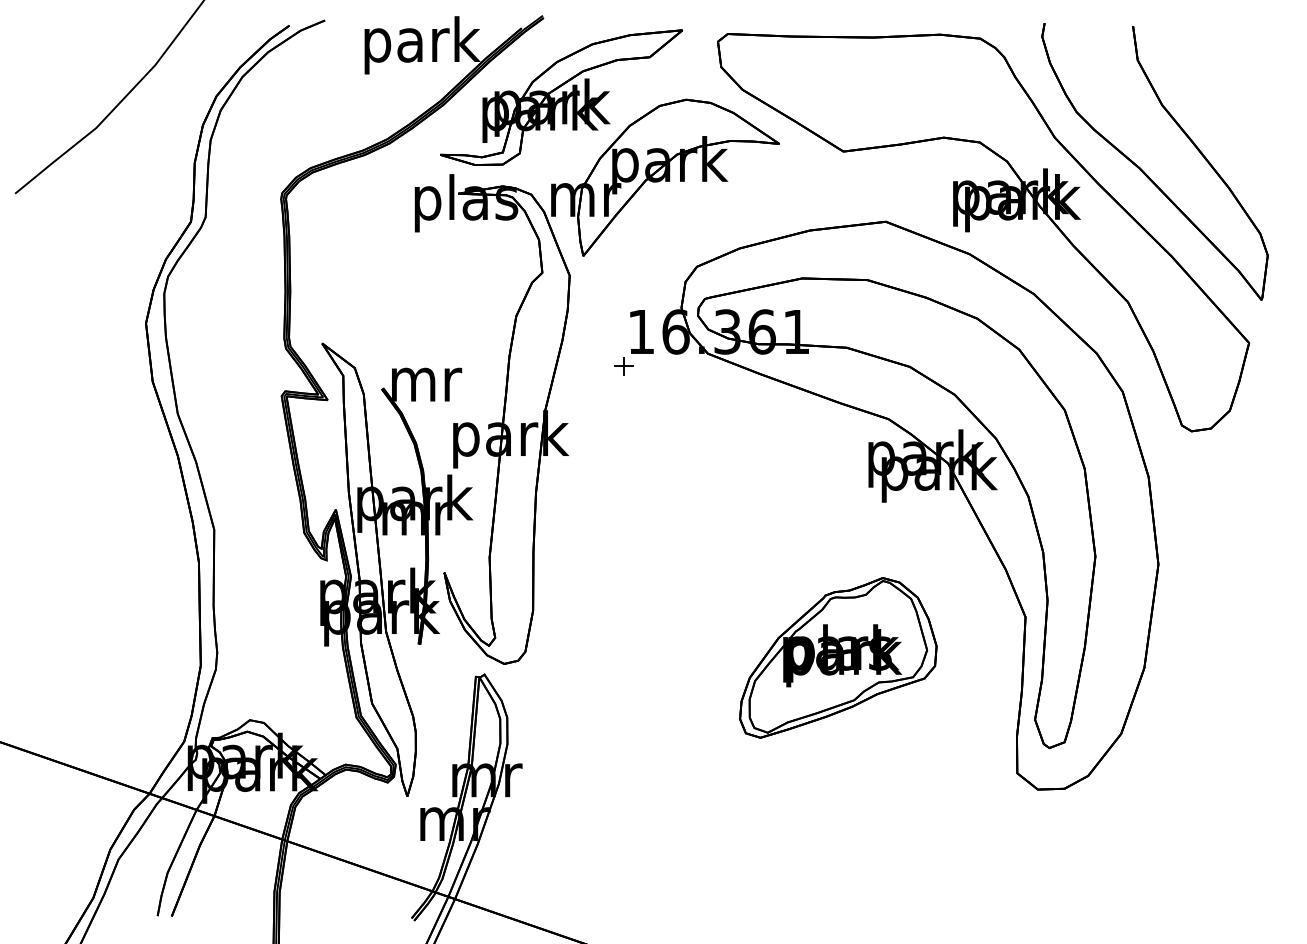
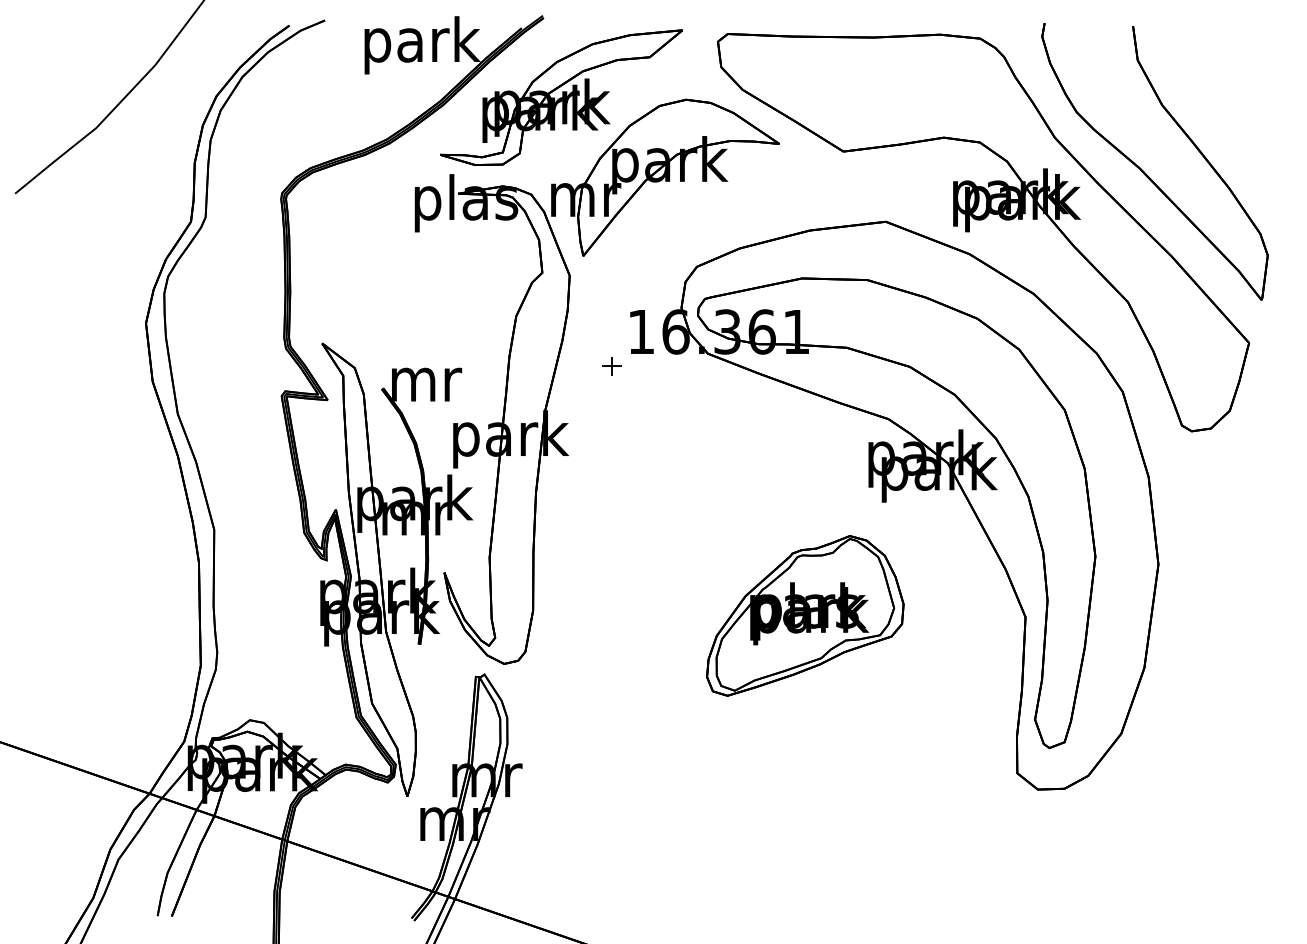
part position: (623, 366) -> (611, 366) (611, 366)
part position: (838, 657) -> (805, 615) (805, 615)
